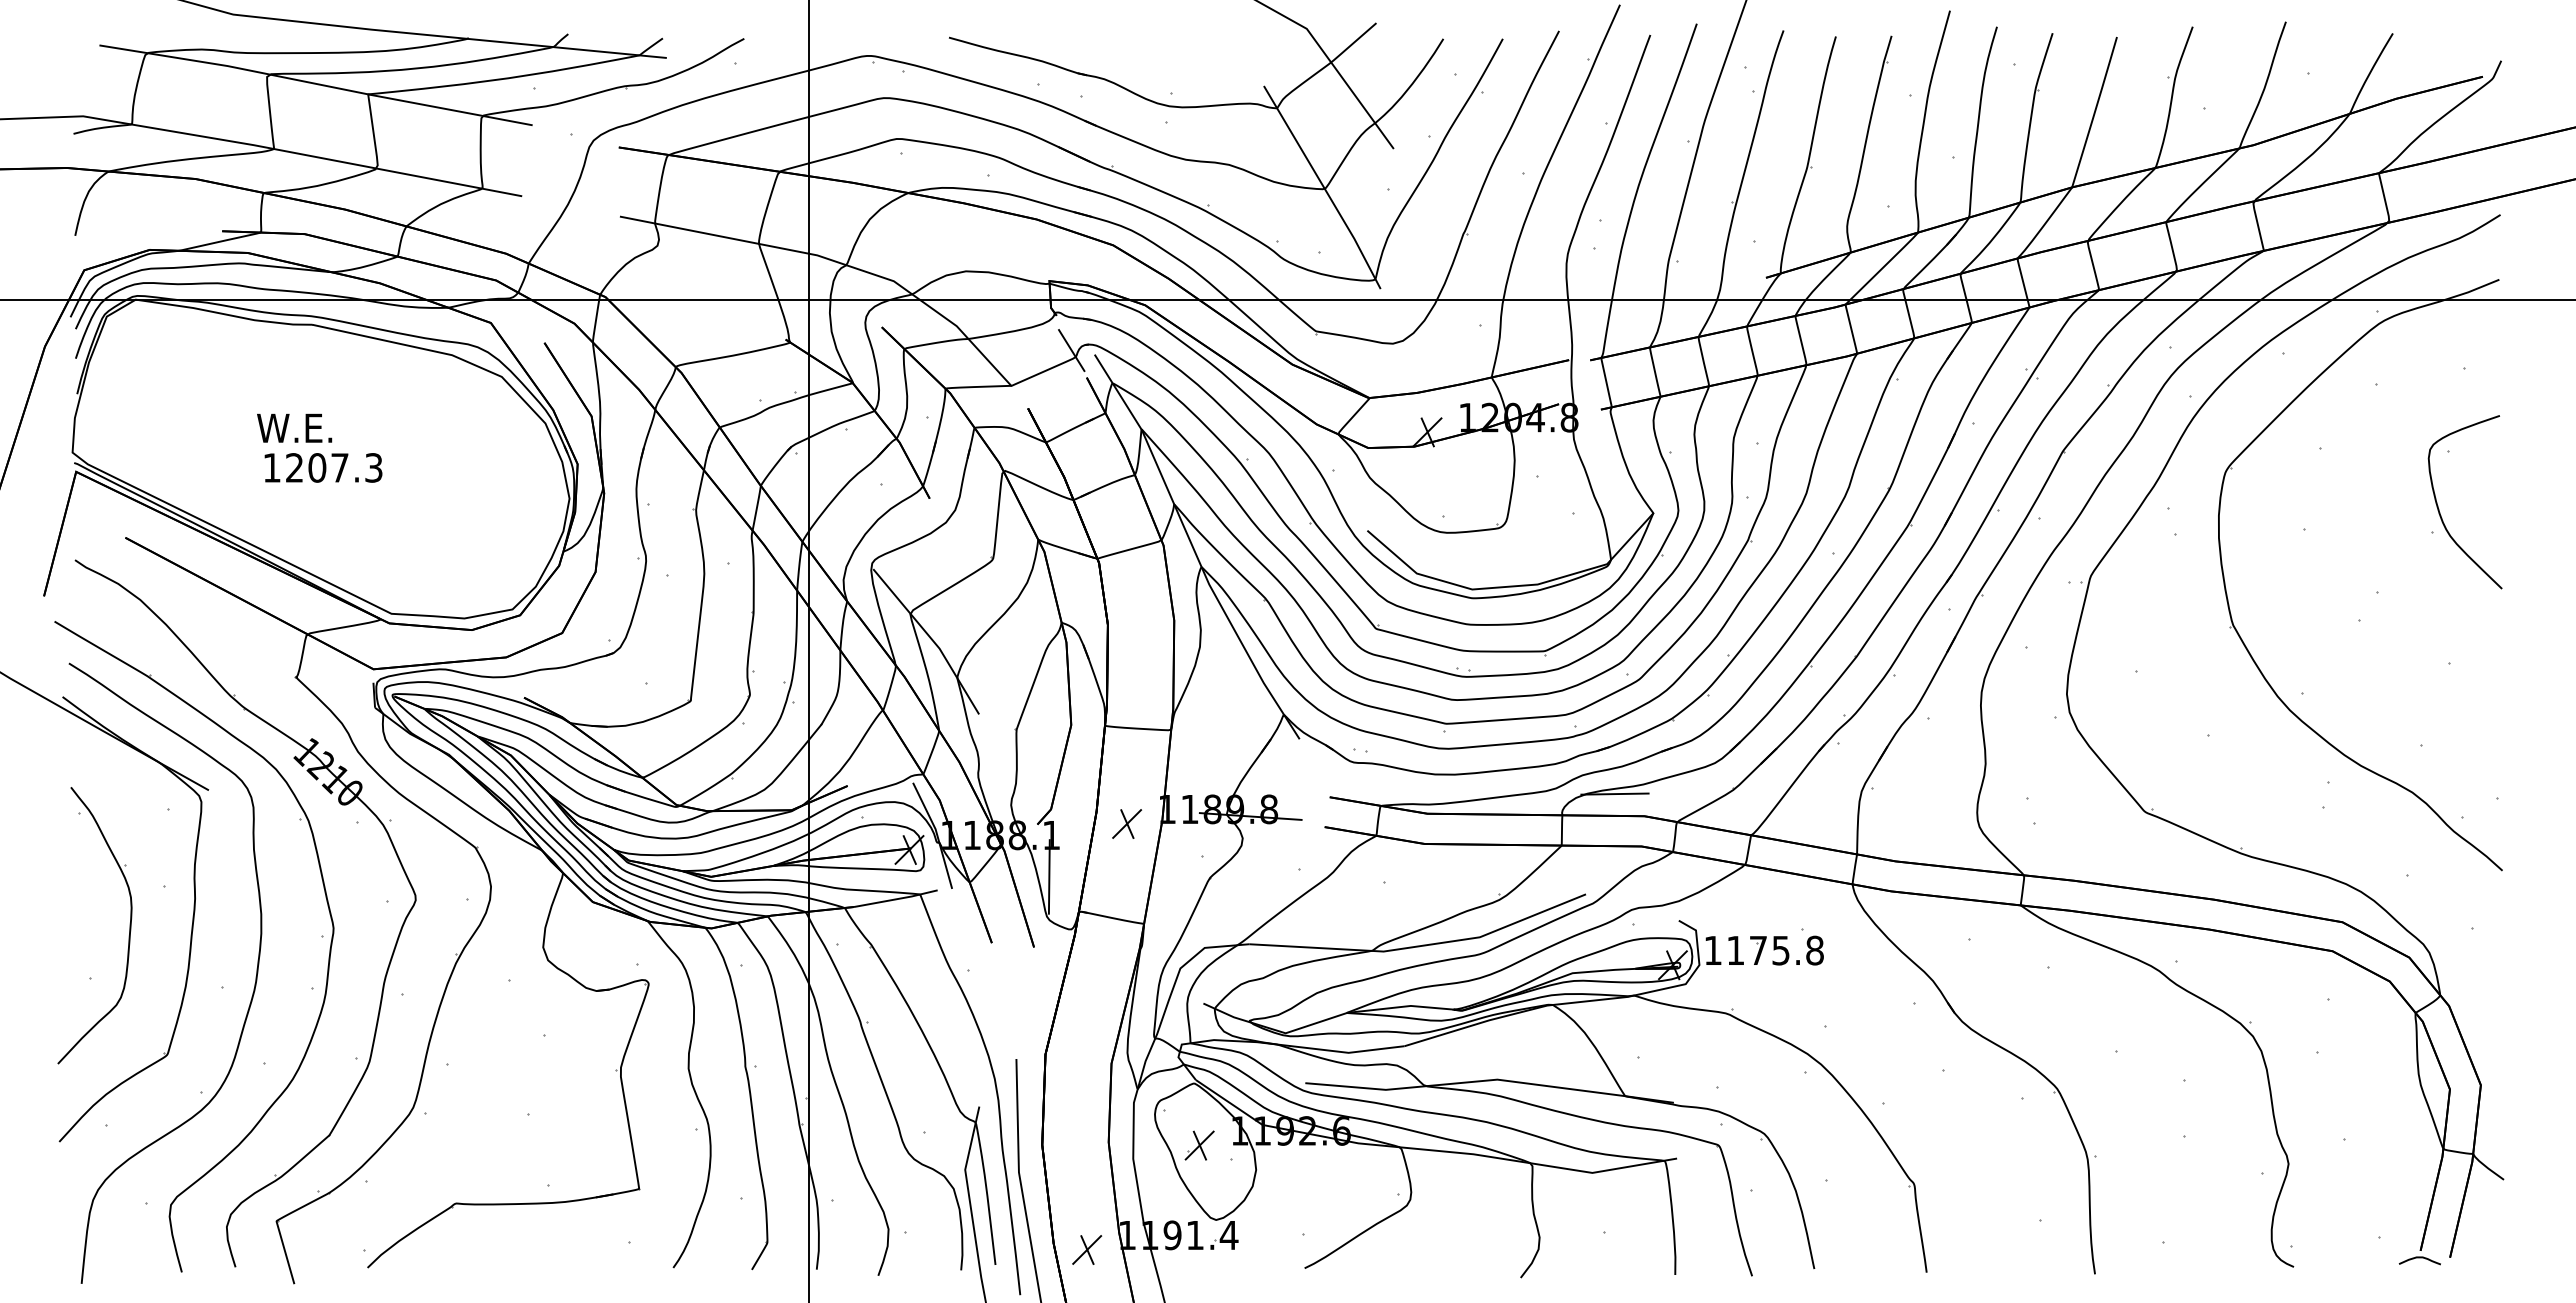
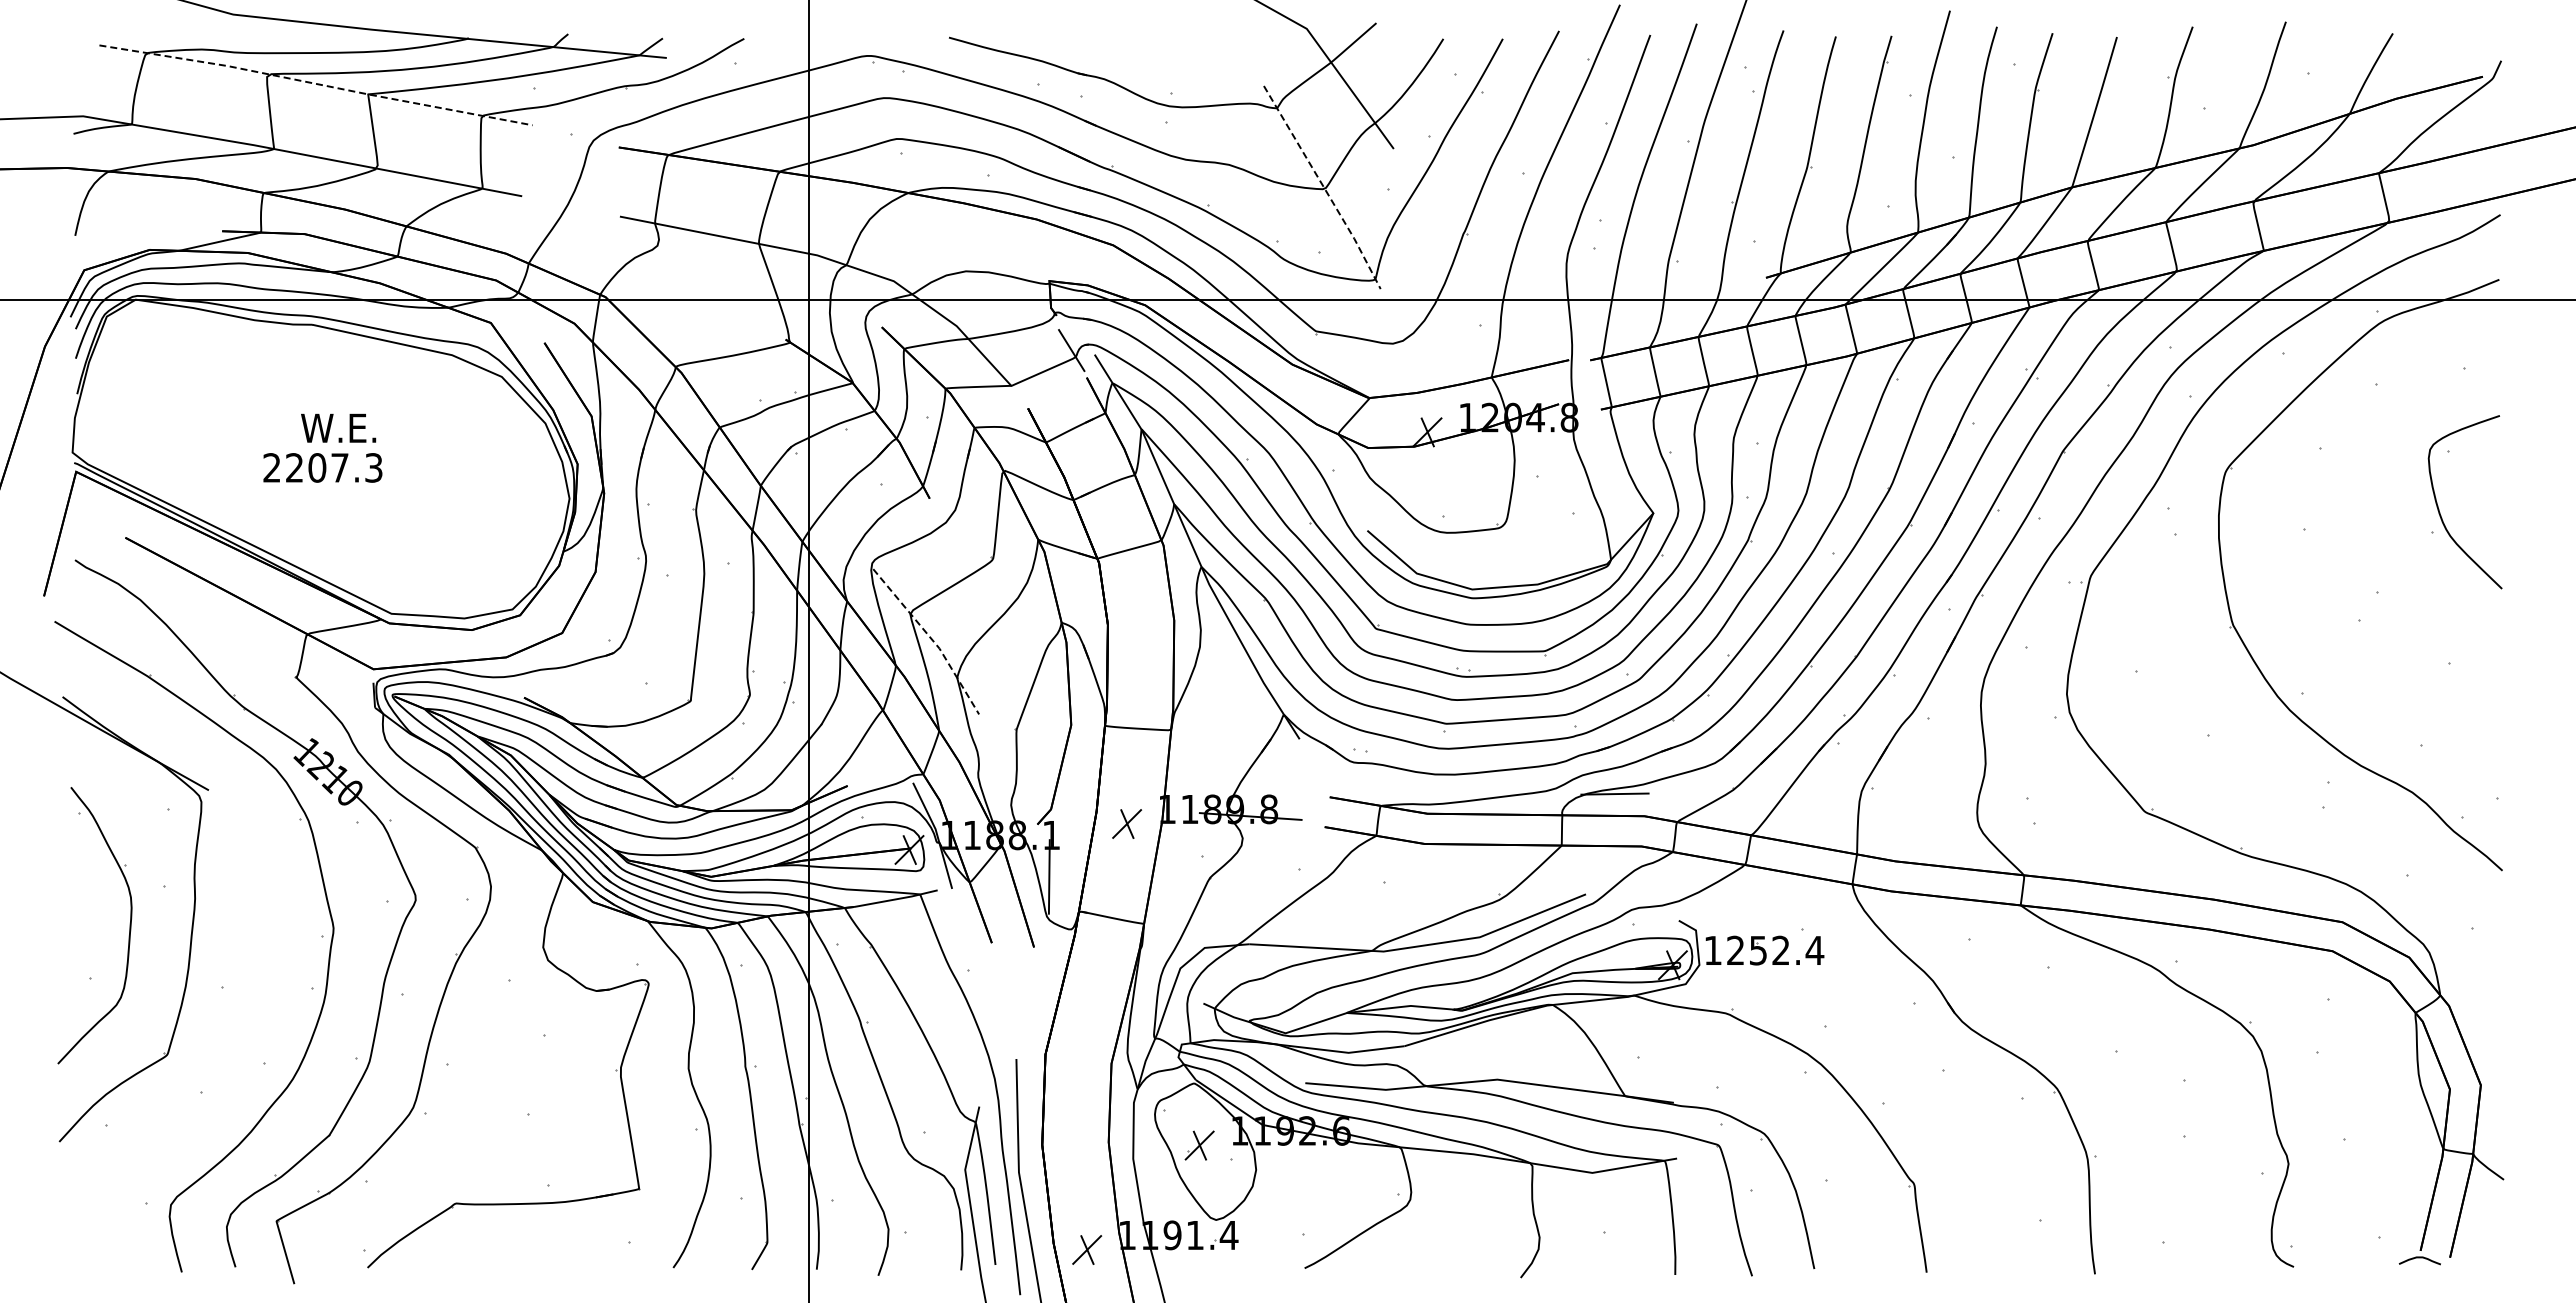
line: solid -> dashed (315, 83)
line: solid -> dashed (1323, 187)
text position: (294, 427) -> (338, 427) (338, 427)
text: 1207.3 -> 2207.3 (271, 467)
line: solid -> dashed (931, 638)
text: 1175.8 -> 1252.4 (1775, 950)
curve: present -> none (251, 996)
